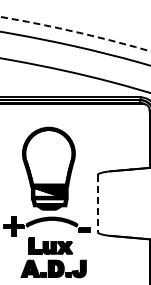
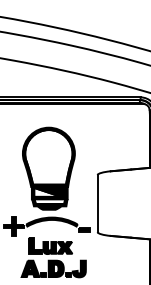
arc: dashed -> solid (76, 32)
line: dashed -> solid (97, 203)
